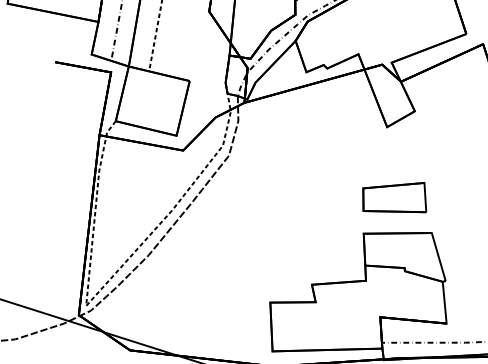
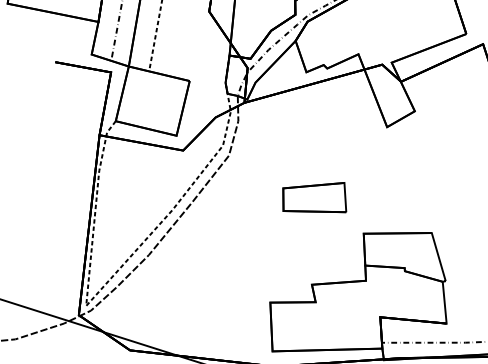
part position: (394, 197) -> (314, 197) (314, 197)
